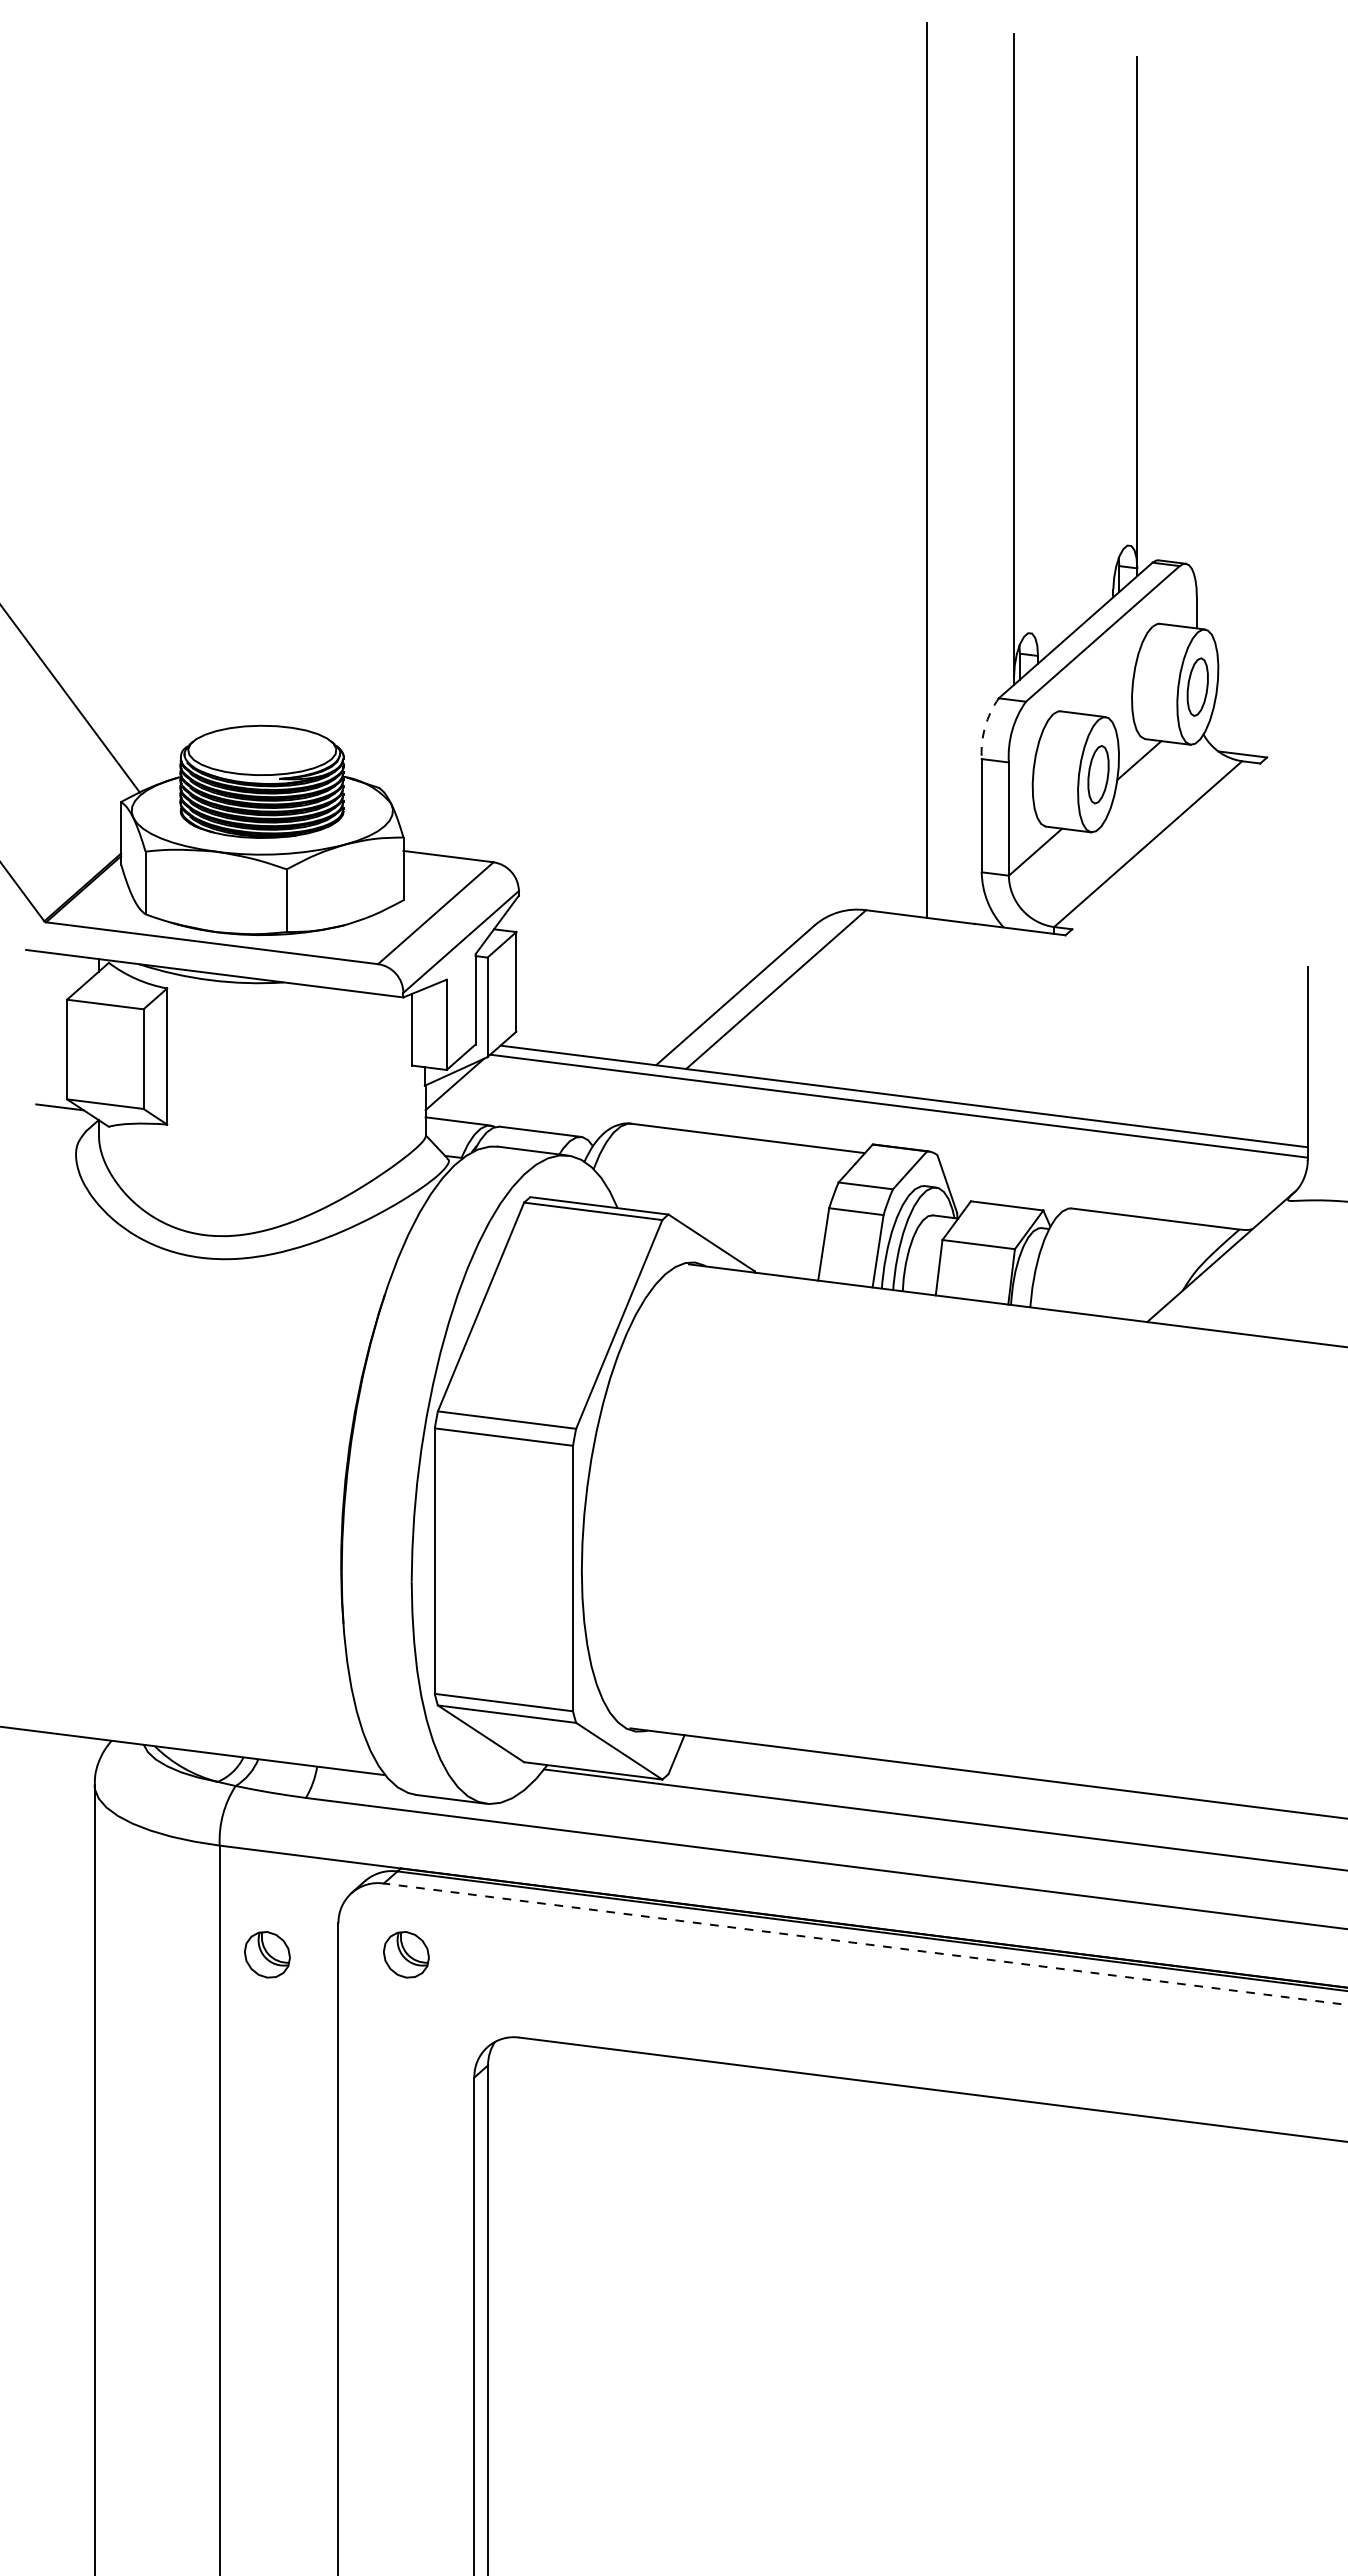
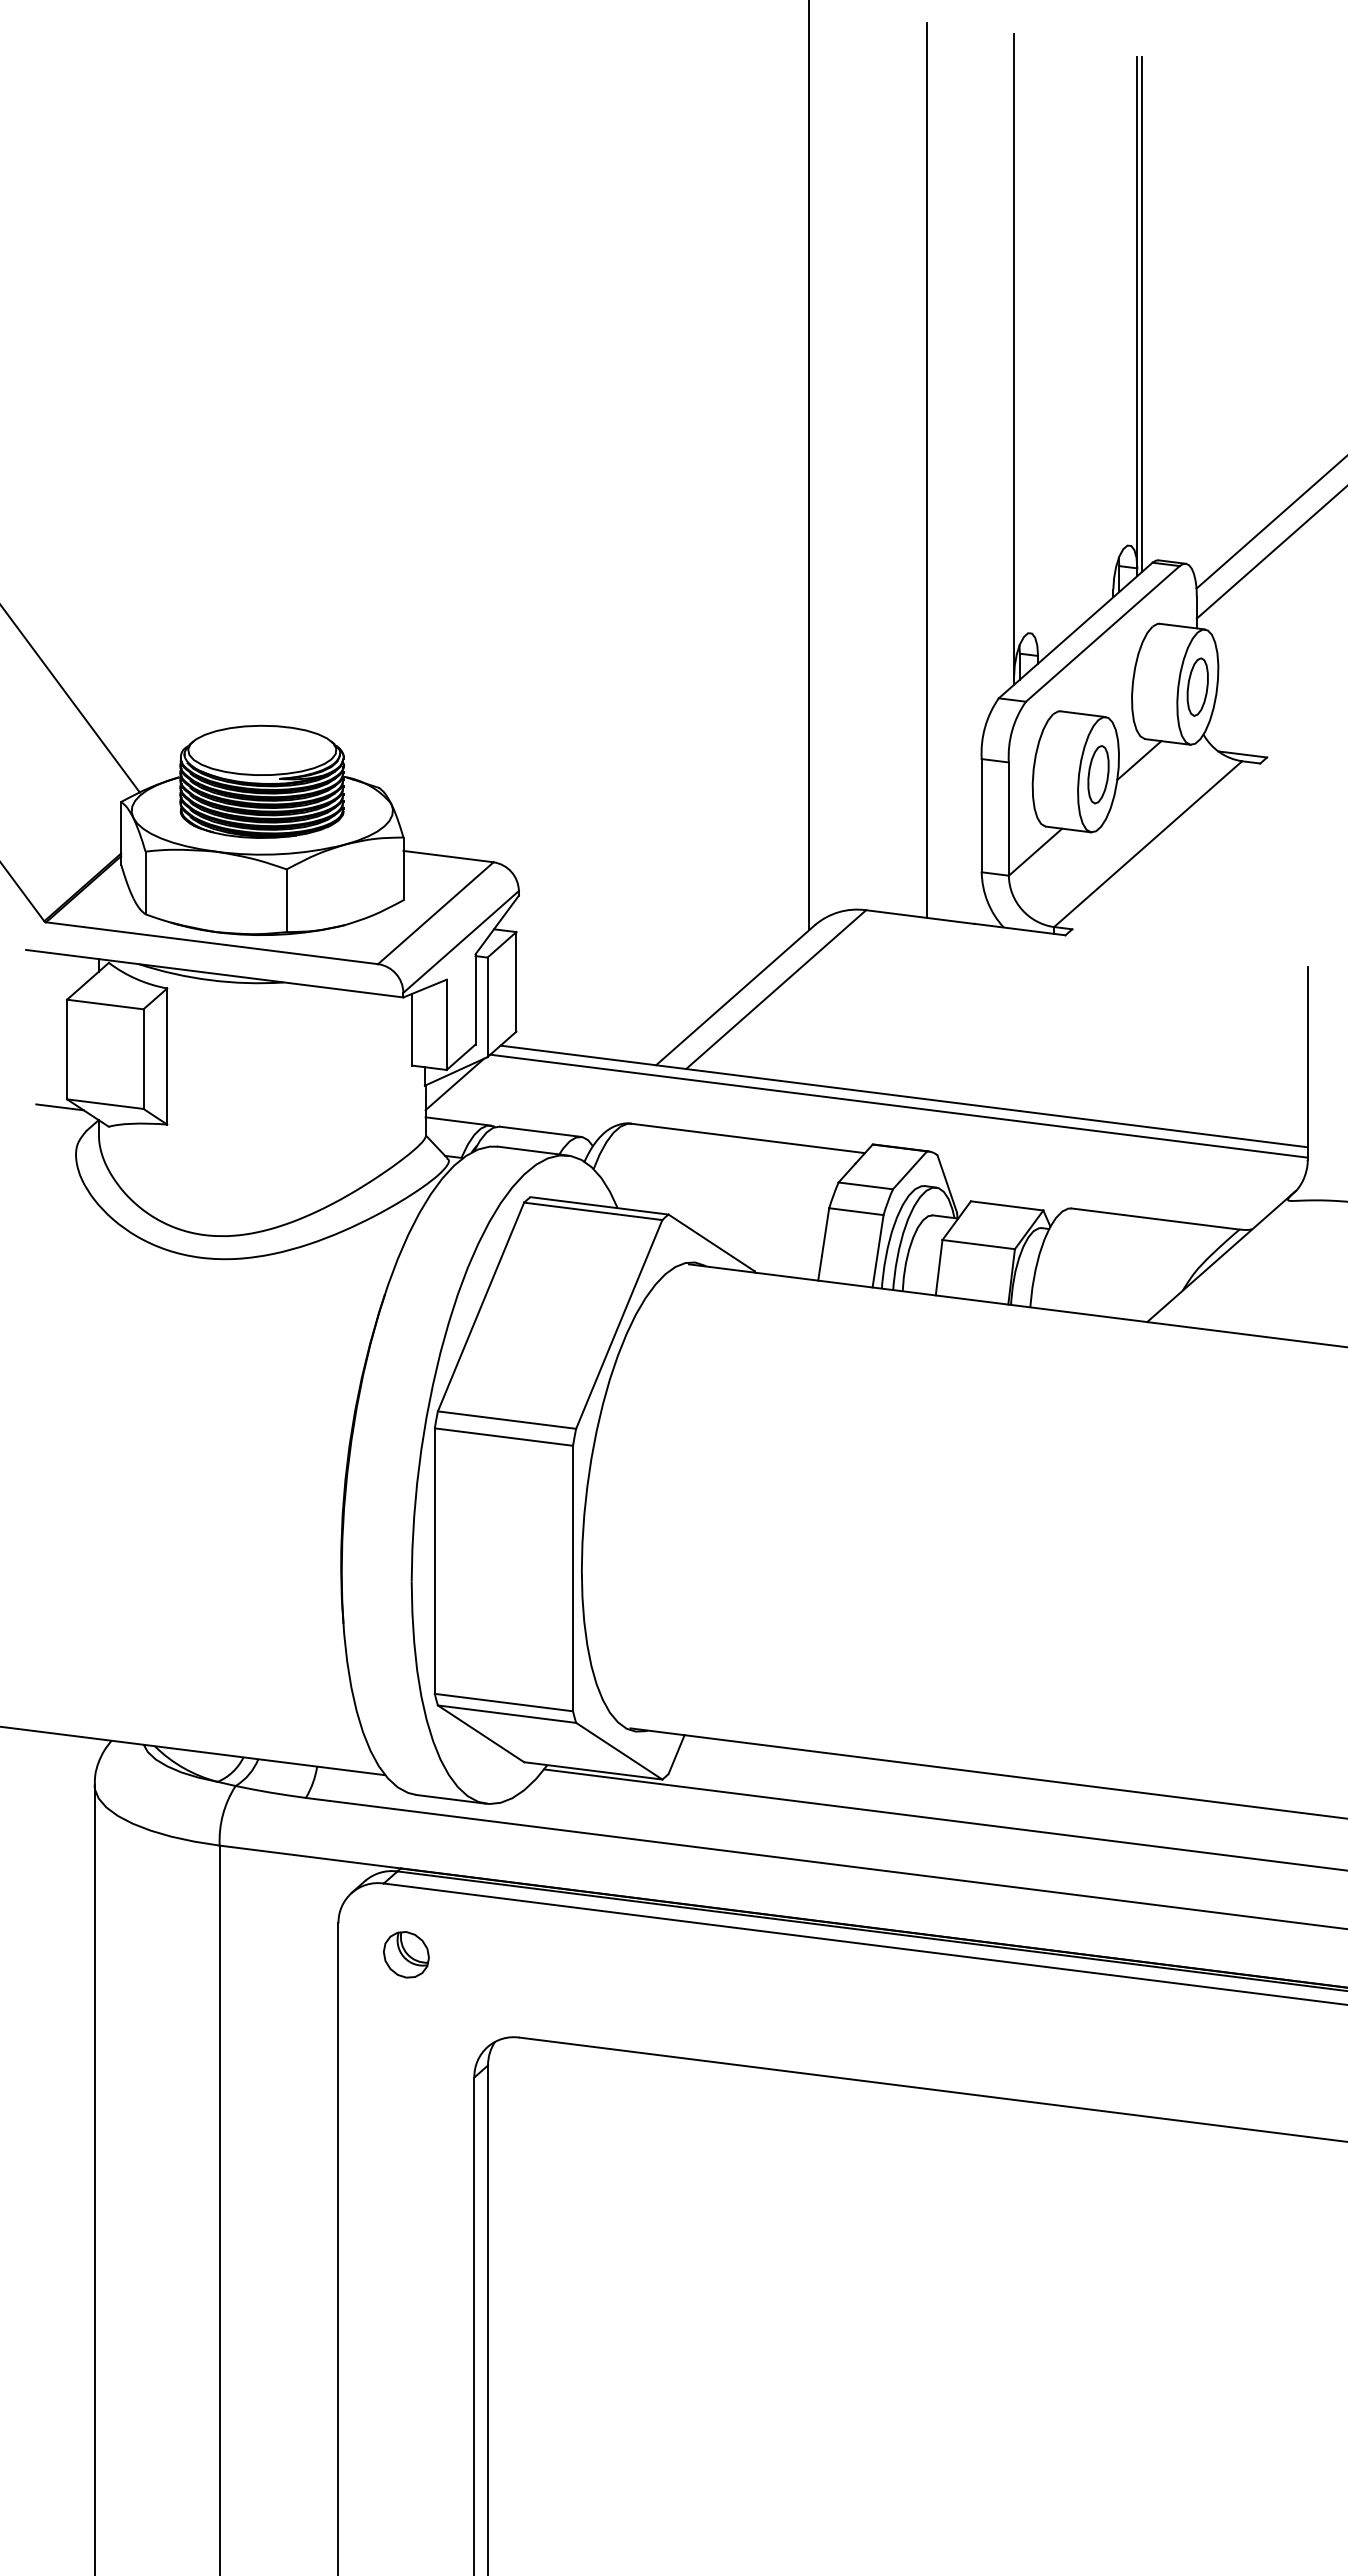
line: none -> present (1141, 314)
line: none -> present (808, 466)
line: none -> present (1270, 523)
line: none -> present (1270, 553)
arc: dashed -> solid (985, 727)
line: dashed -> solid (864, 1944)
part: present -> none (267, 1954)
